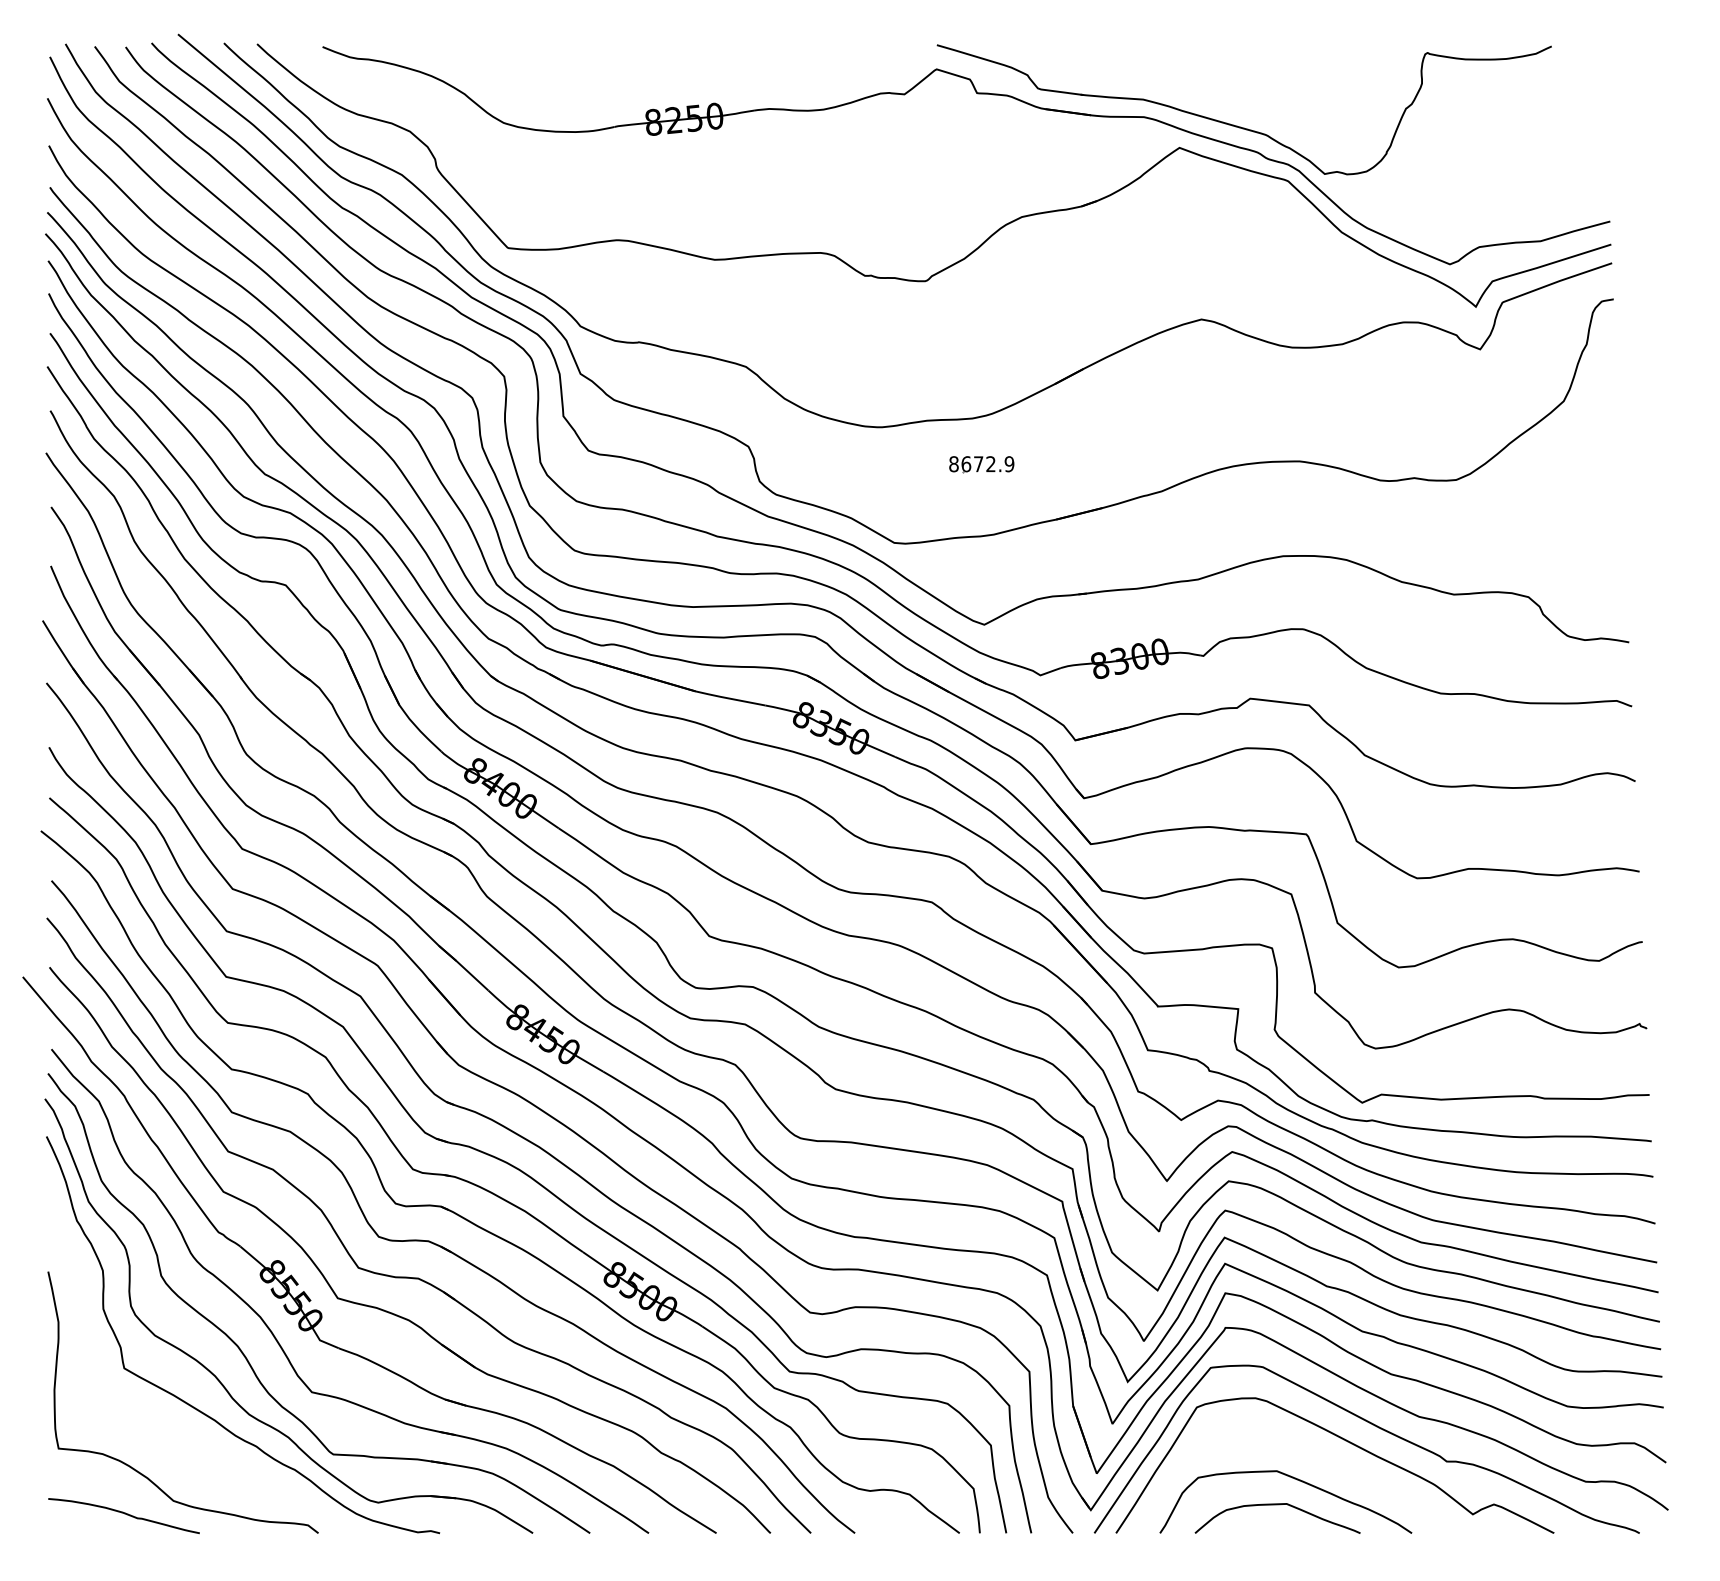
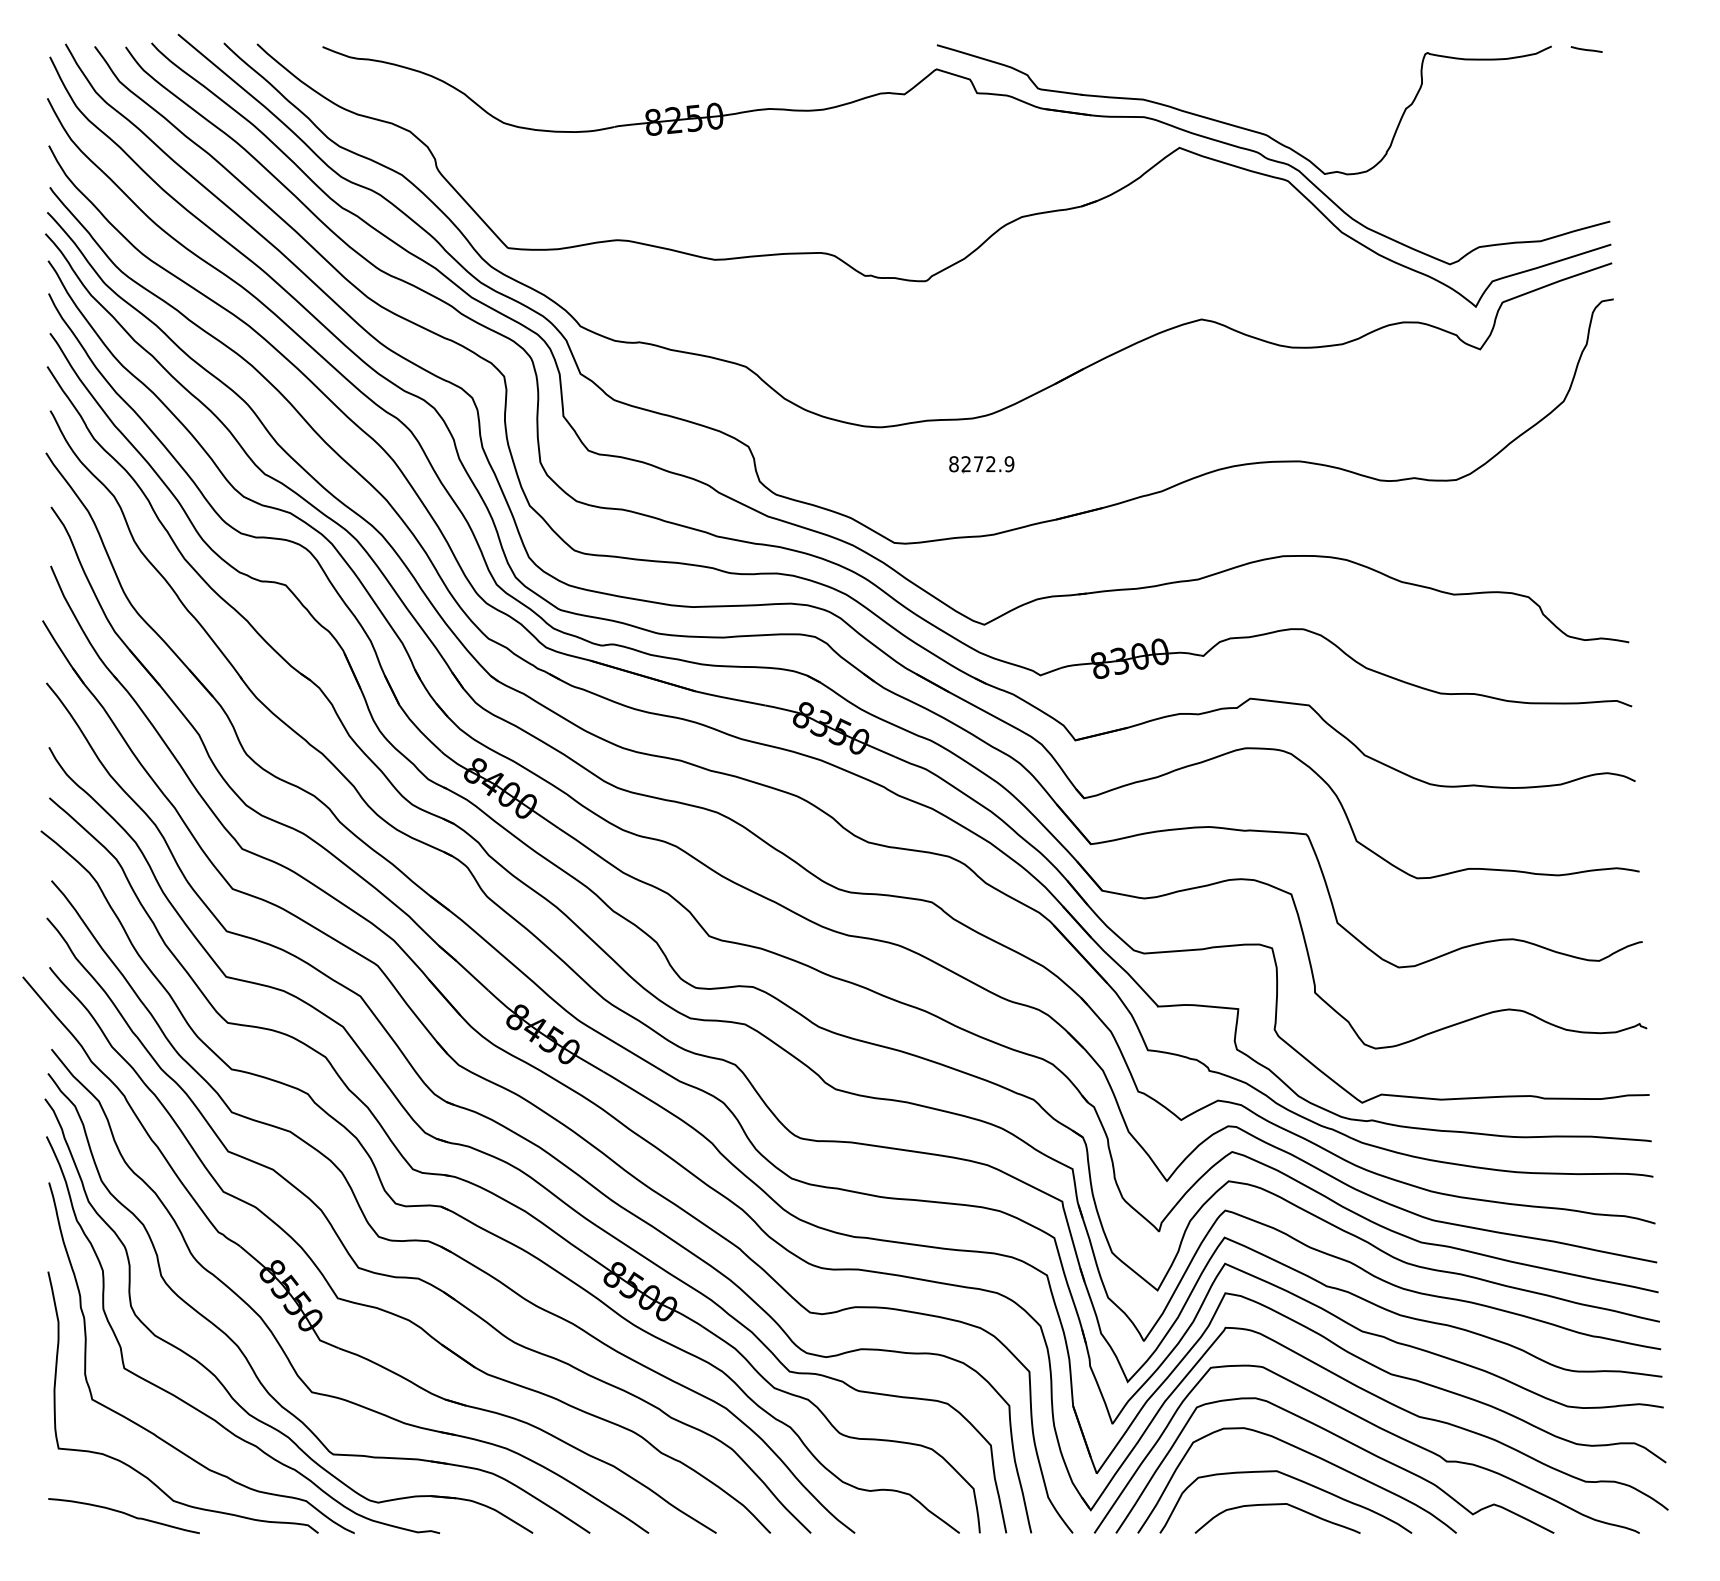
line: none -> present (1586, 49)
text: 8672.9 -> 8272.9 (966, 464)
curve: none -> present (153, 1432)
curve: none -> present (1309, 1454)
